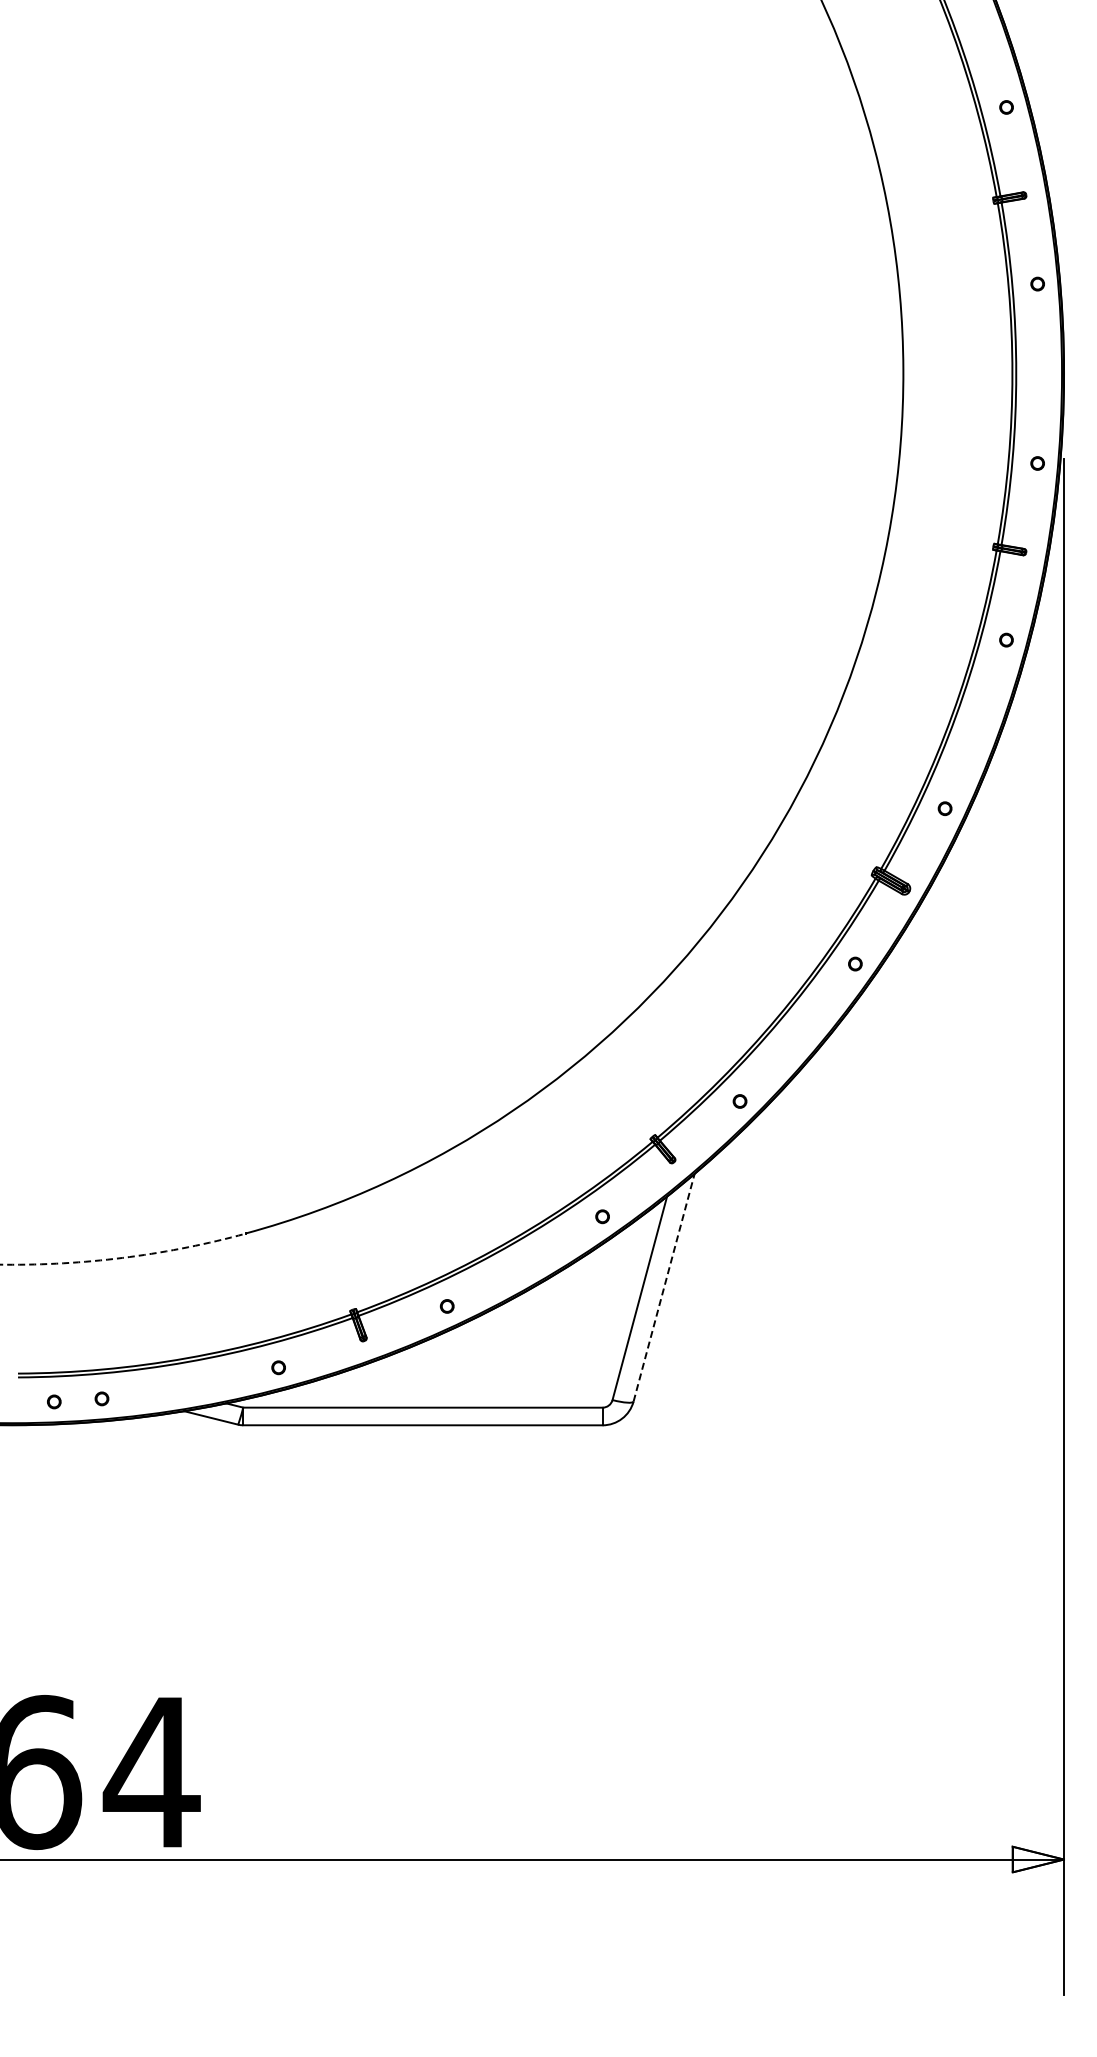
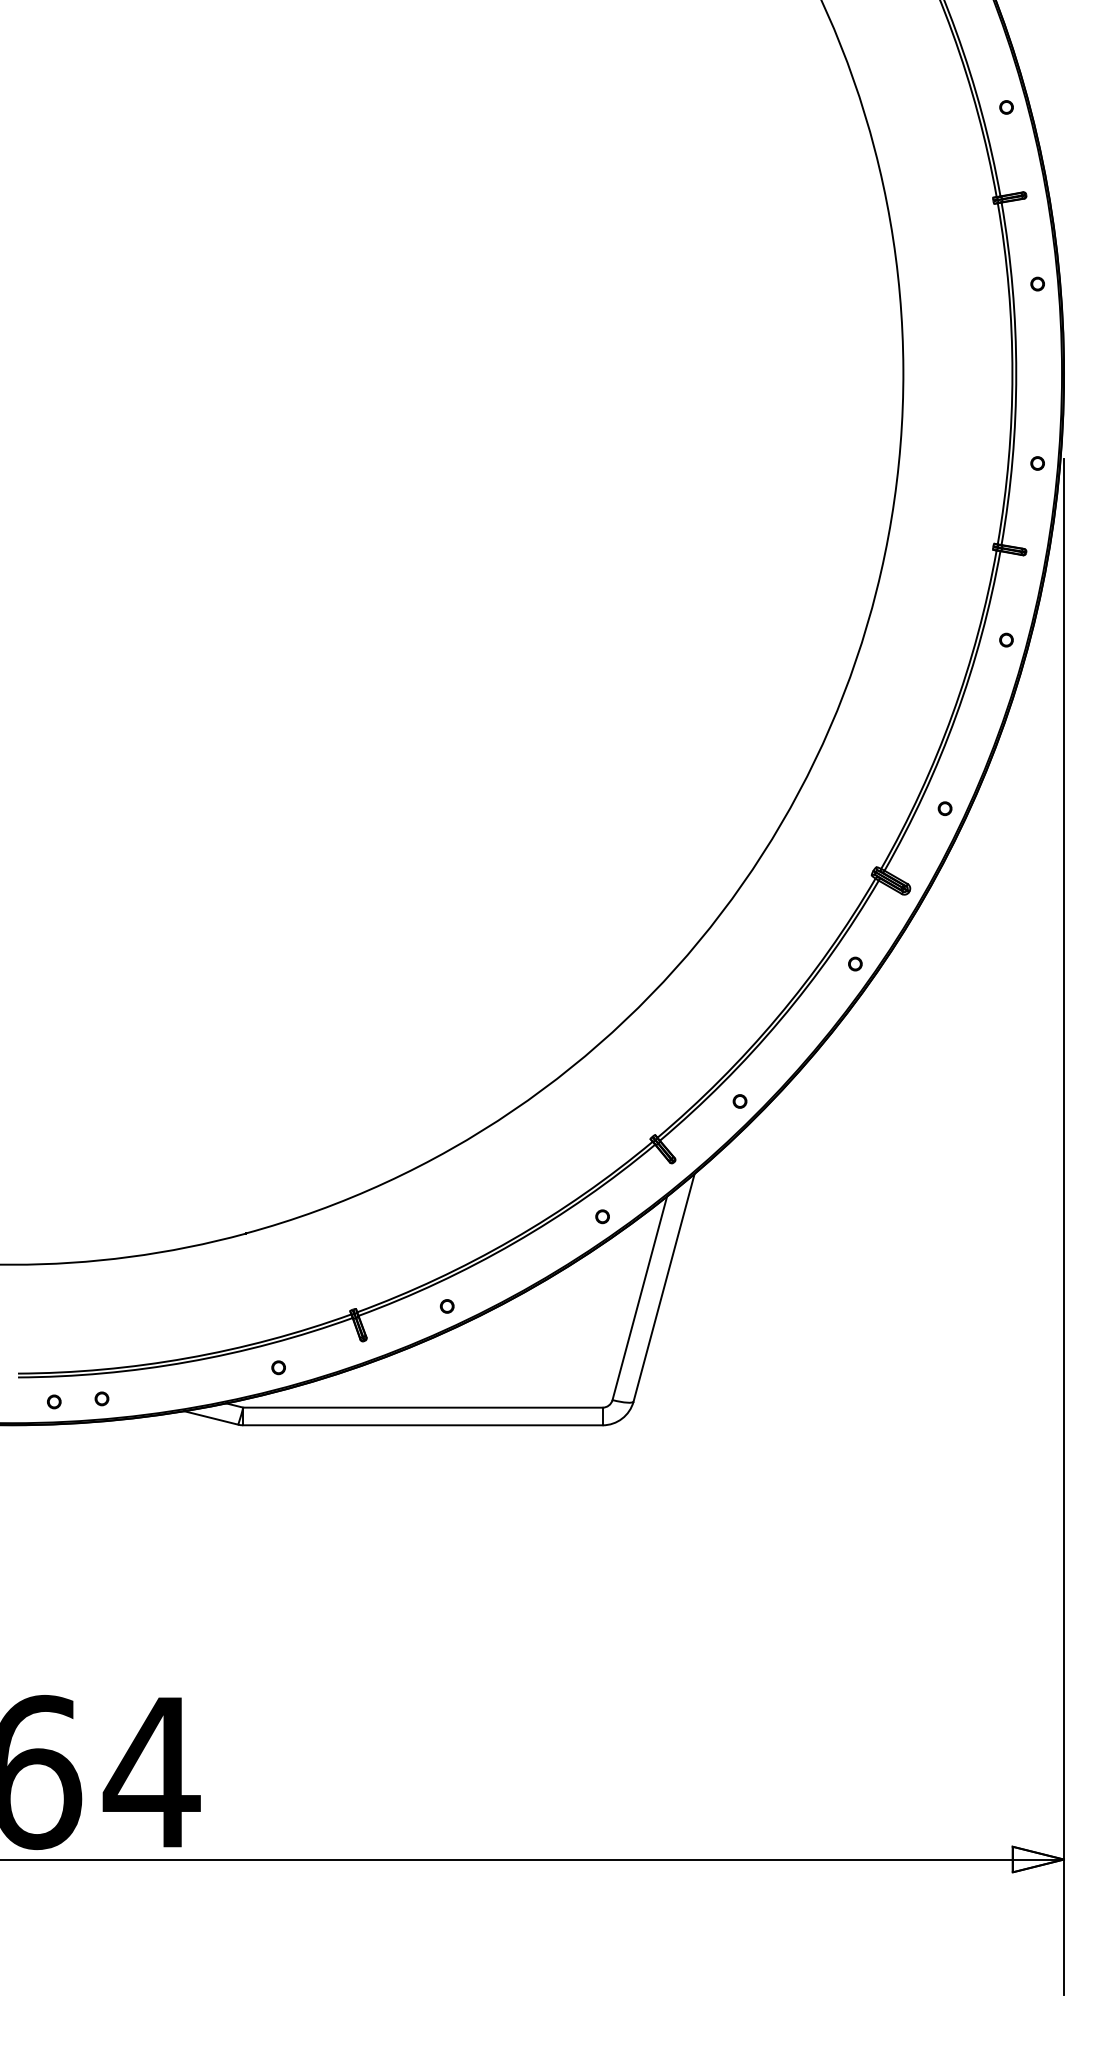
arc: dashed -> solid (123, 1257)
line: dashed -> solid (664, 1287)
